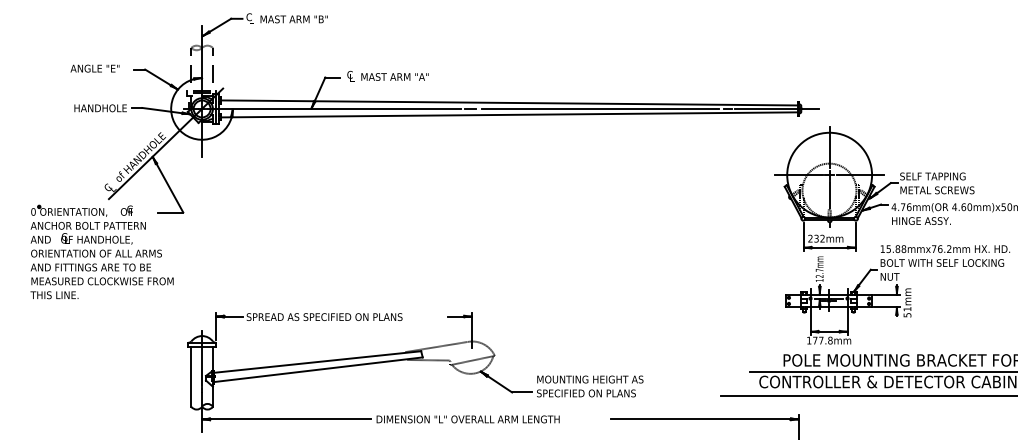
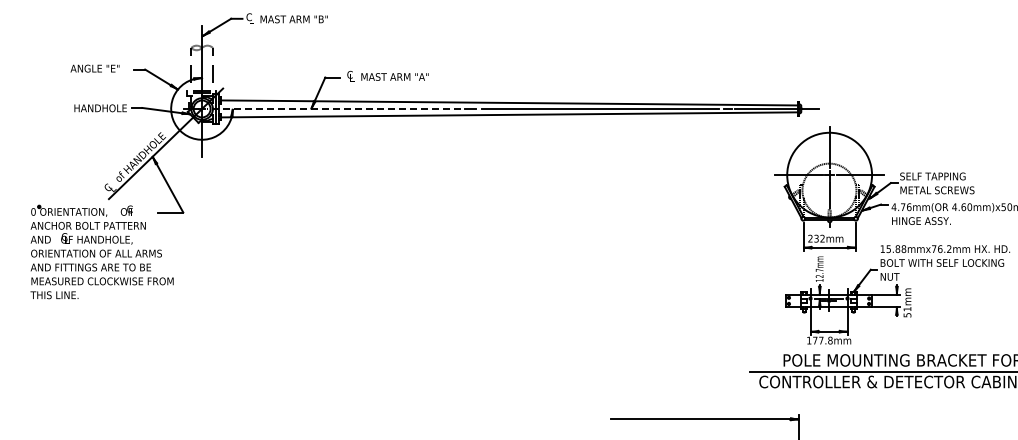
line: solid -> dashed (333, 108)
part: present -> none (415, 360)
line: present -> none (867, 395)
